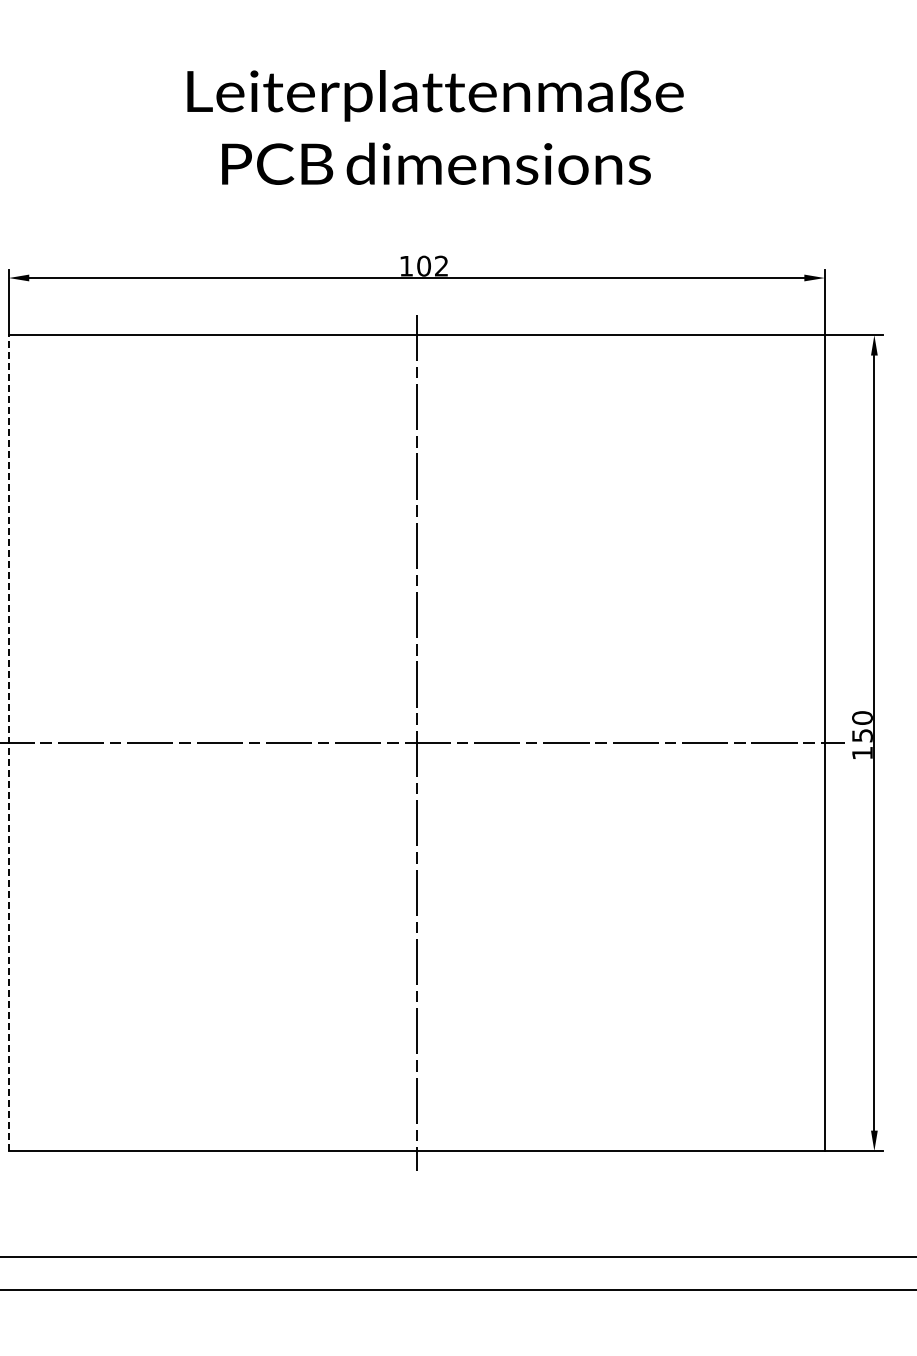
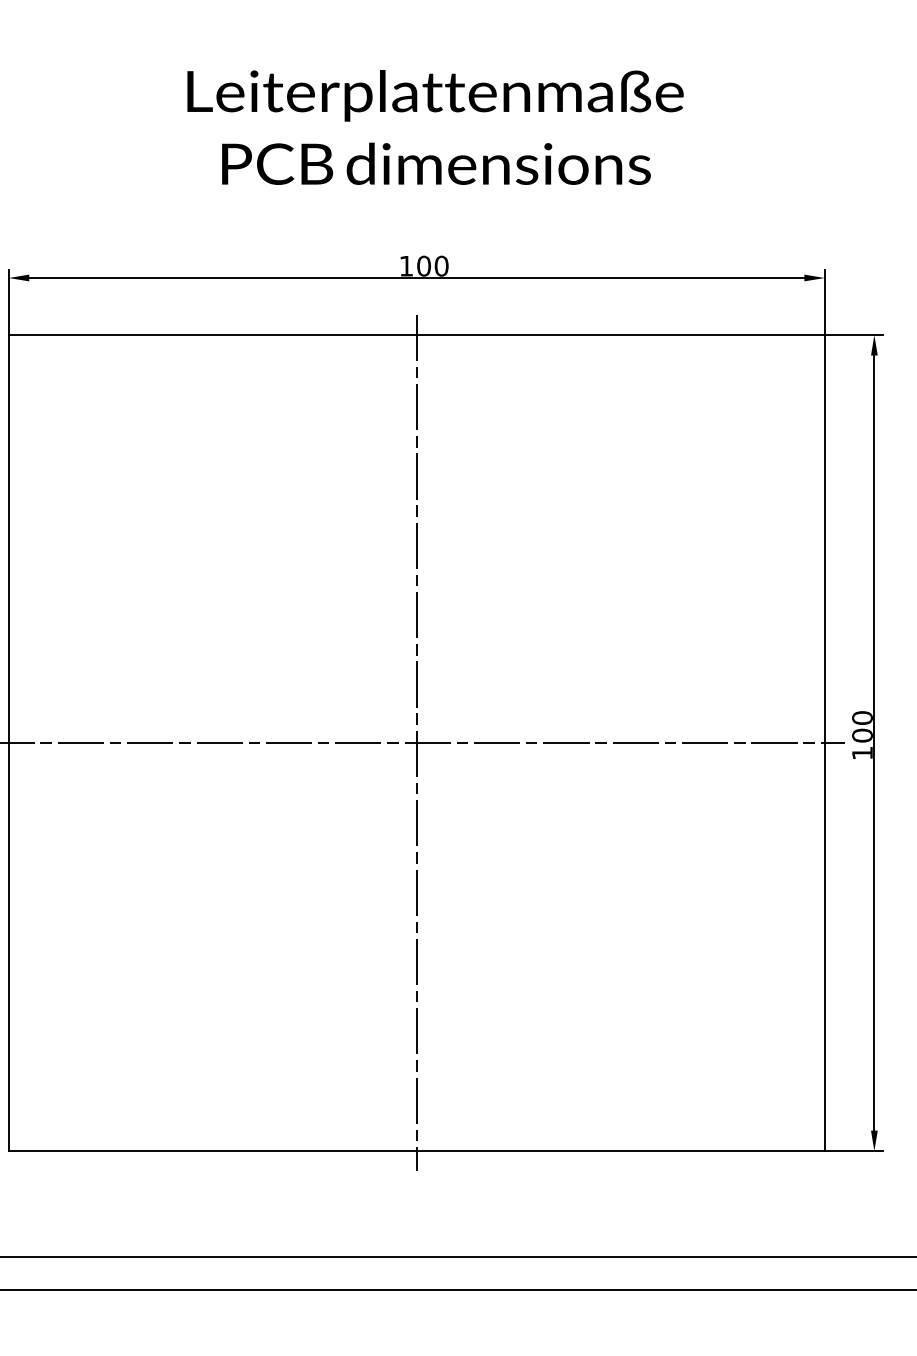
text: 102 -> 100 (441, 265)
text: 150 -> 100 (862, 735)
line: dashed -> solid (8, 743)
